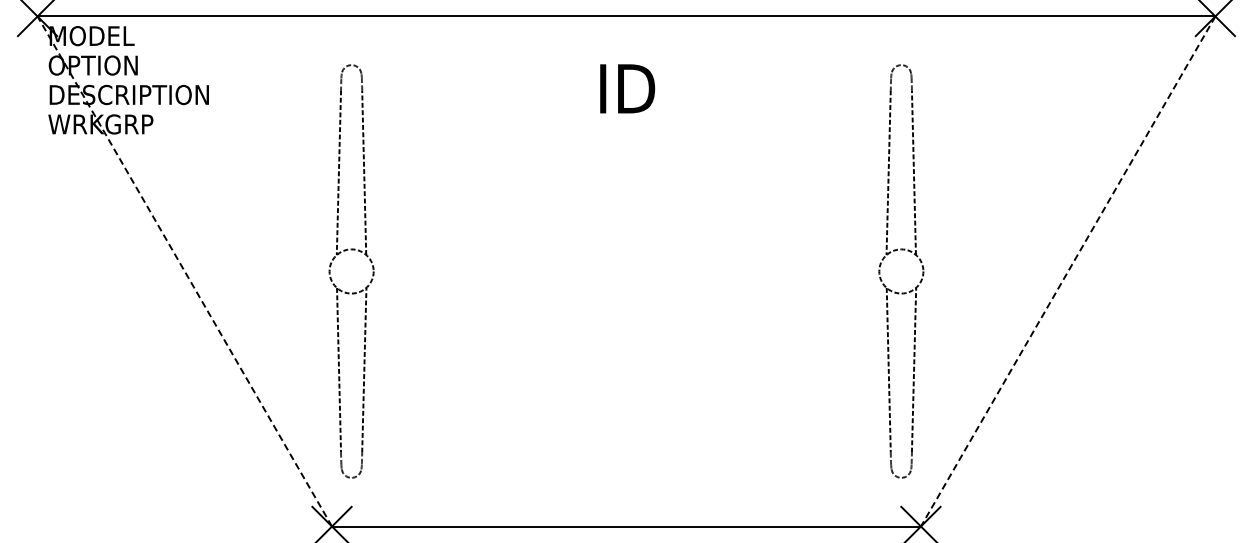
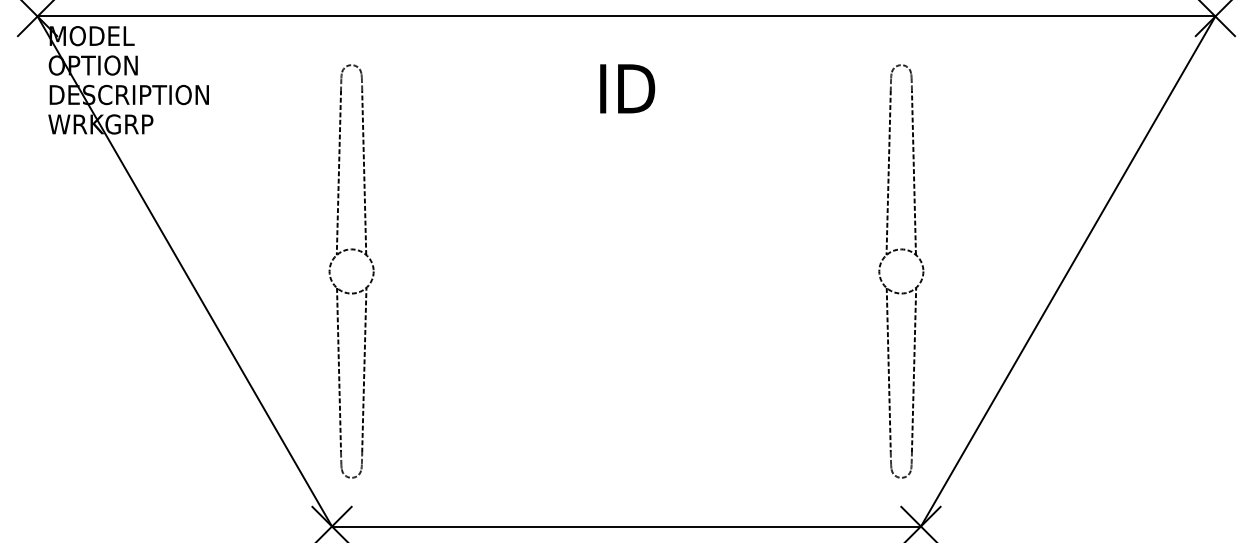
line: dashed -> solid (184, 271)
line: dashed -> solid (1067, 271)
